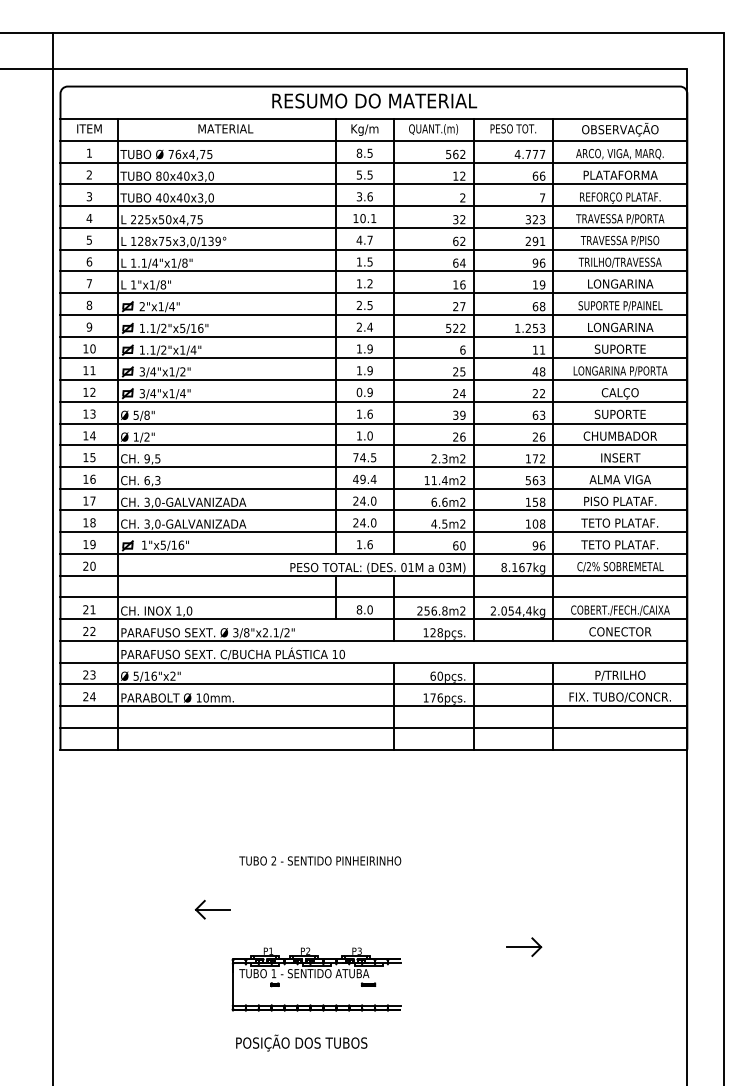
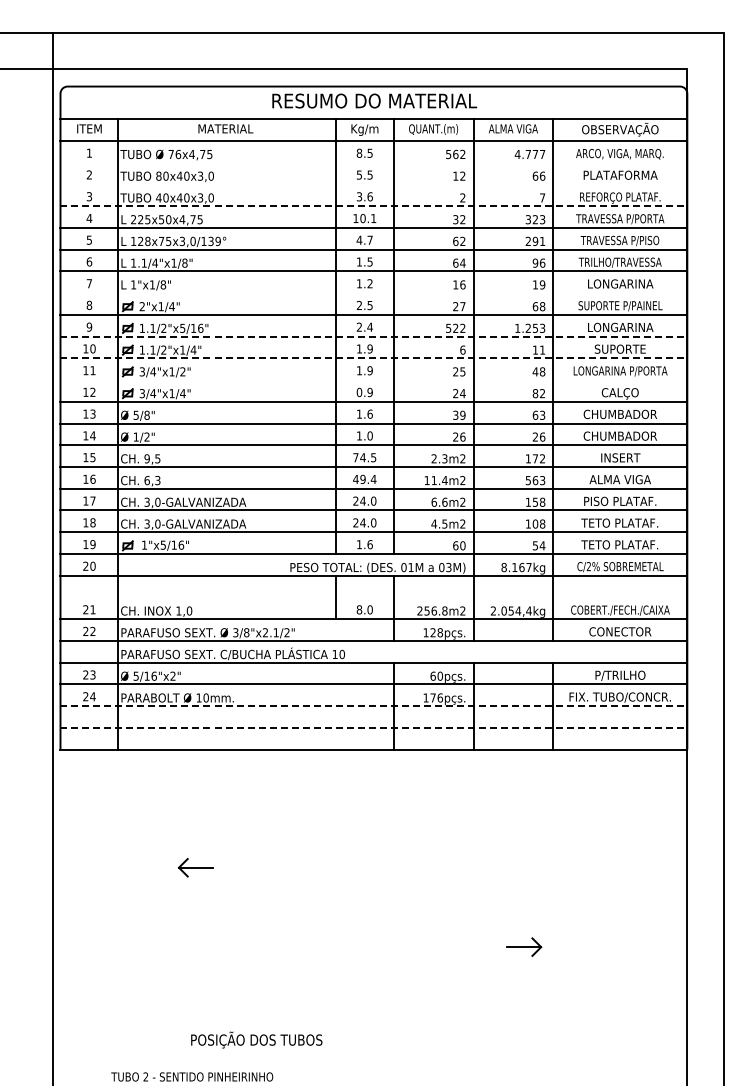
text: PESO TOT. -> ALMA VIGA (512, 128)
line: present -> none (373, 162)
line: present -> none (373, 184)
line: solid -> dashed (374, 206)
line: present -> none (373, 293)
line: solid -> dashed (374, 336)
line: solid -> dashed (374, 358)
line: present -> none (373, 380)
text: 22 -> 82 (535, 393)
text: SUPORTE -> CHUMBADOR (619, 414)
text: 96 -> 54 (538, 545)
line: present -> none (373, 597)
line: solid -> dashed (374, 706)
line: solid -> dashed (374, 727)
text position: (320, 860) -> (192, 1076) (192, 1076)
part position: (212, 909) -> (195, 867) (195, 867)
part: present -> none (316, 979)
text position: (301, 1042) -> (256, 1039) (256, 1039)
